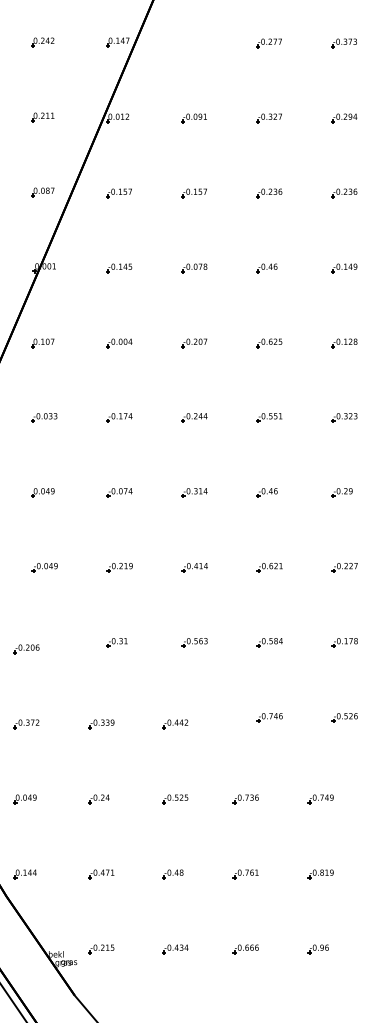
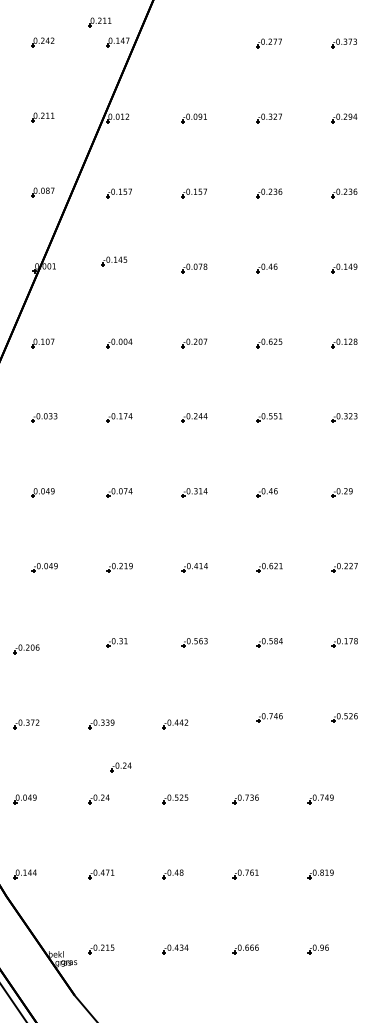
part: none -> present (99, 22)
part position: (119, 268) -> (114, 261) (114, 261)
part: none -> present (120, 767)
